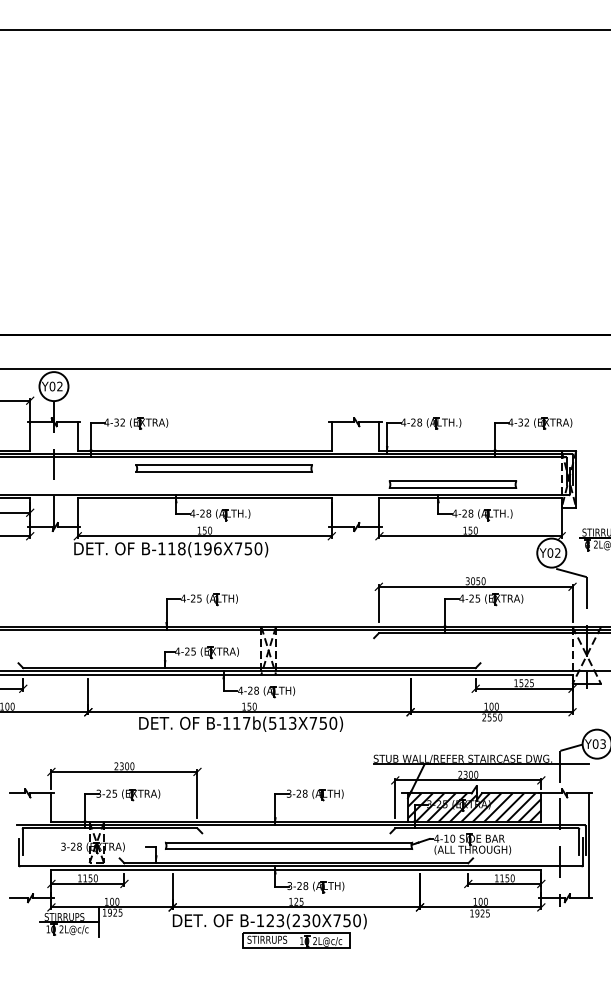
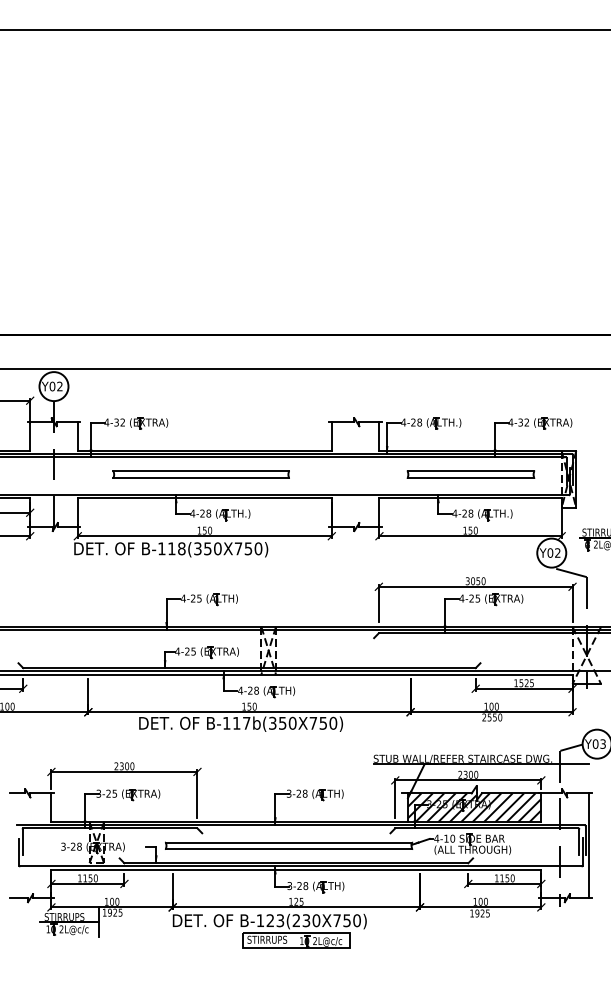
part position: (223, 468) -> (200, 474) (200, 474)
part position: (452, 484) -> (470, 474) (470, 474)
text: B-118(196X750) -> B-118(350X750) (207, 548)
text: B-117b(513X750) -> B-117b(350X750) (282, 722)
